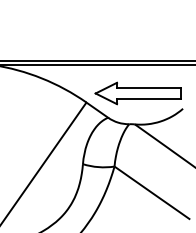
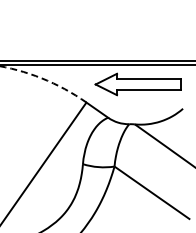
arc: solid -> dashed (44, 79)
part position: (137, 93) -> (137, 84) (137, 84)
